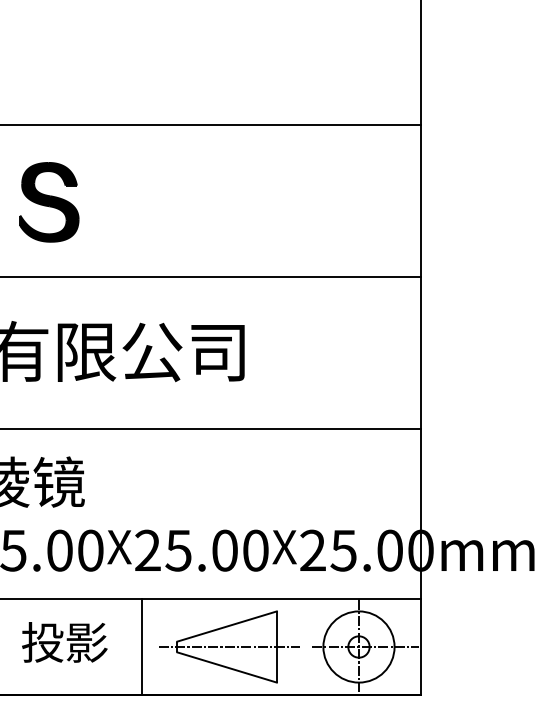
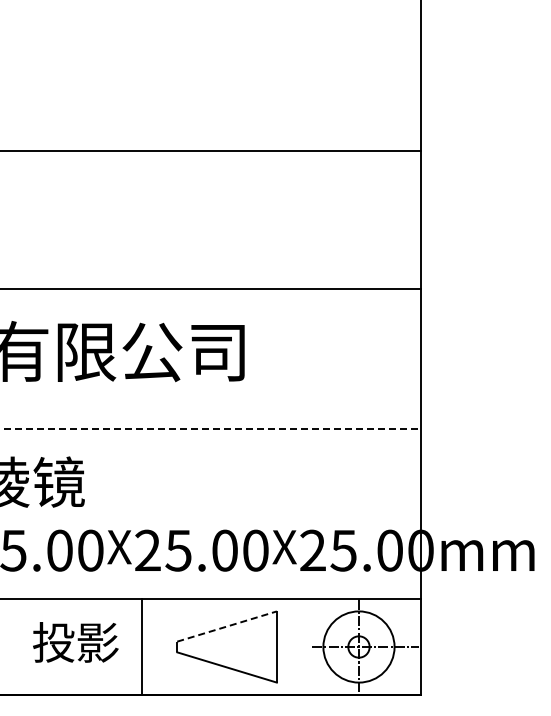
line position: (211, 125) -> (211, 151) (211, 151)
part: present -> none (49, 202)
line position: (211, 276) -> (211, 288) (211, 288)
line: solid -> dashed (211, 428)
line: solid -> dashed (227, 626)
text position: (64, 642) -> (75, 642) (75, 642)
line: present -> none (229, 647)
